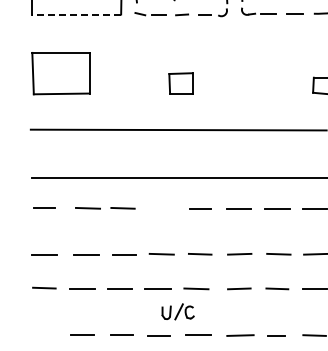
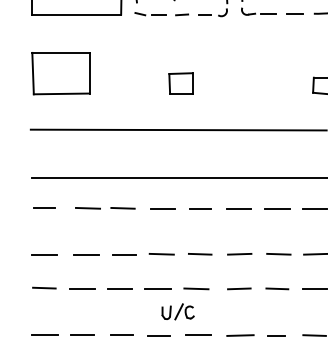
line: dashed -> solid (76, 14)
line: none -> present (162, 208)
line: none -> present (44, 335)
